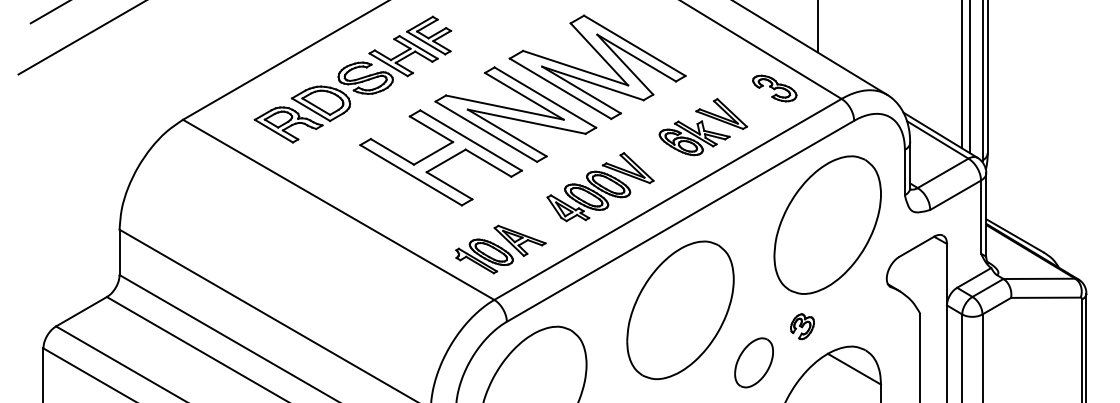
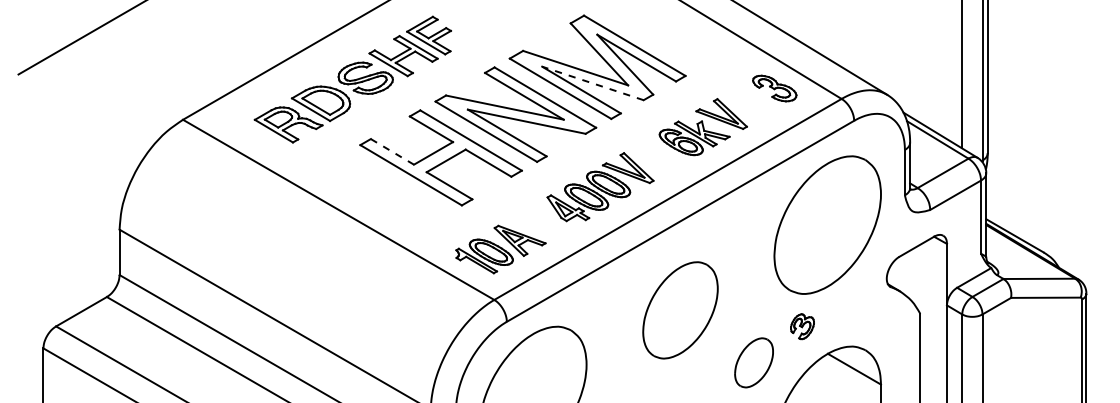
line: present -> none (48, 12)
line: present -> none (817, 27)
line: present -> none (969, 77)
line: solid -> dashed (592, 83)
line: solid -> dashed (392, 152)
part size: 109x141 px -> 77x99 px (680, 310)
